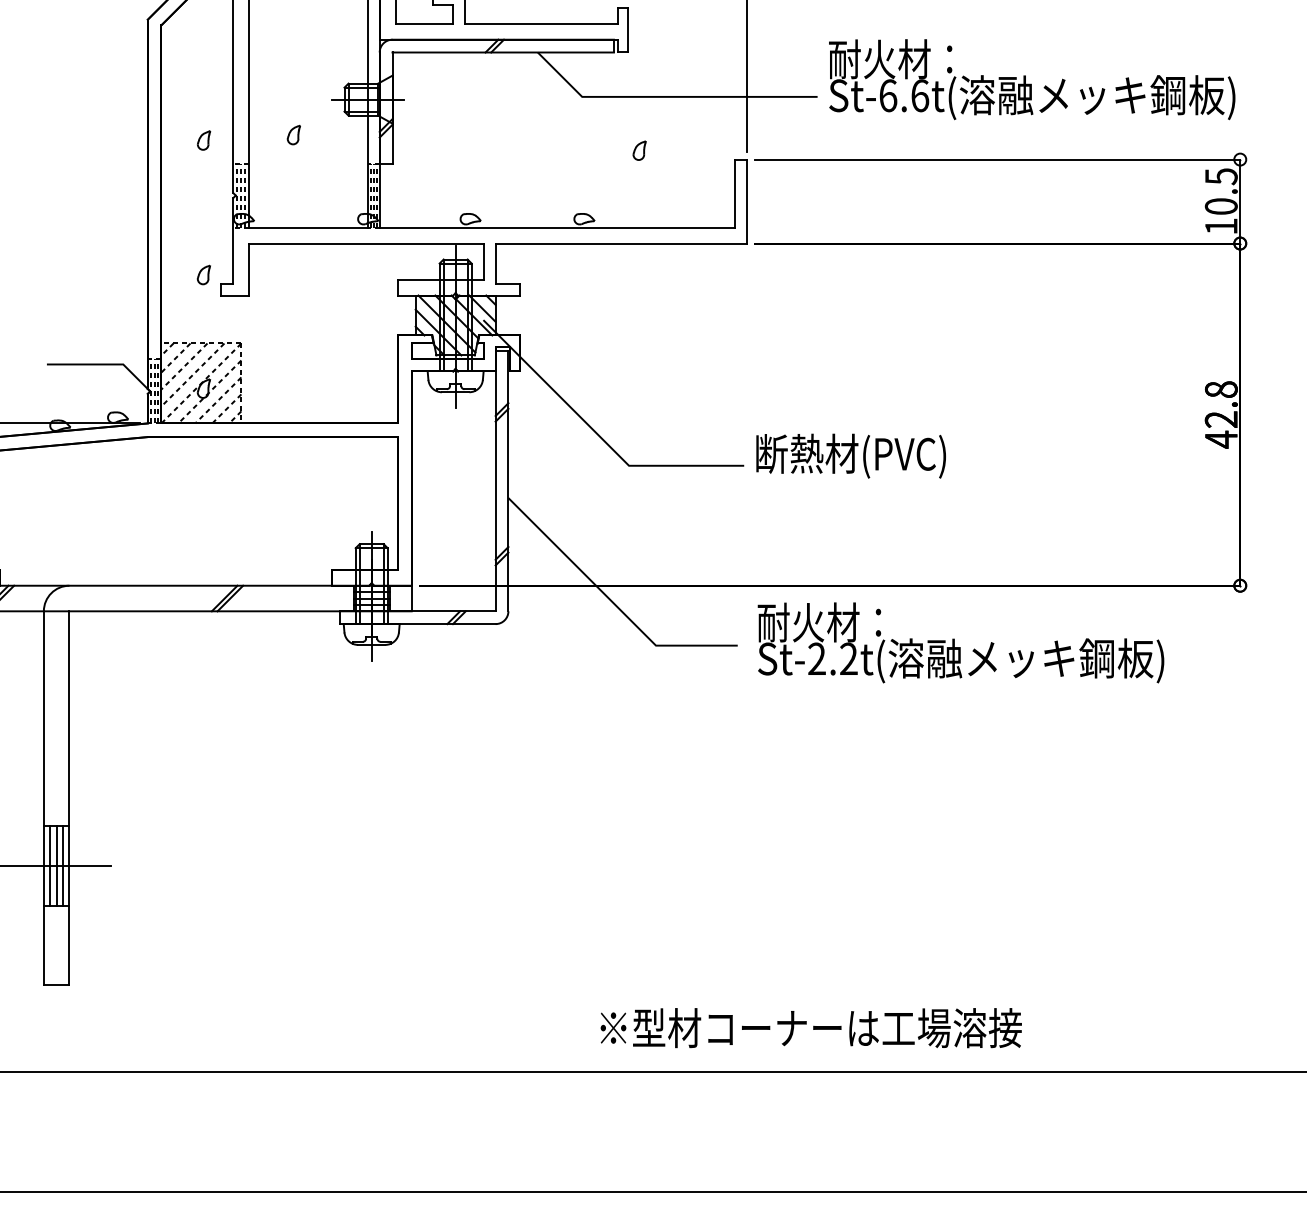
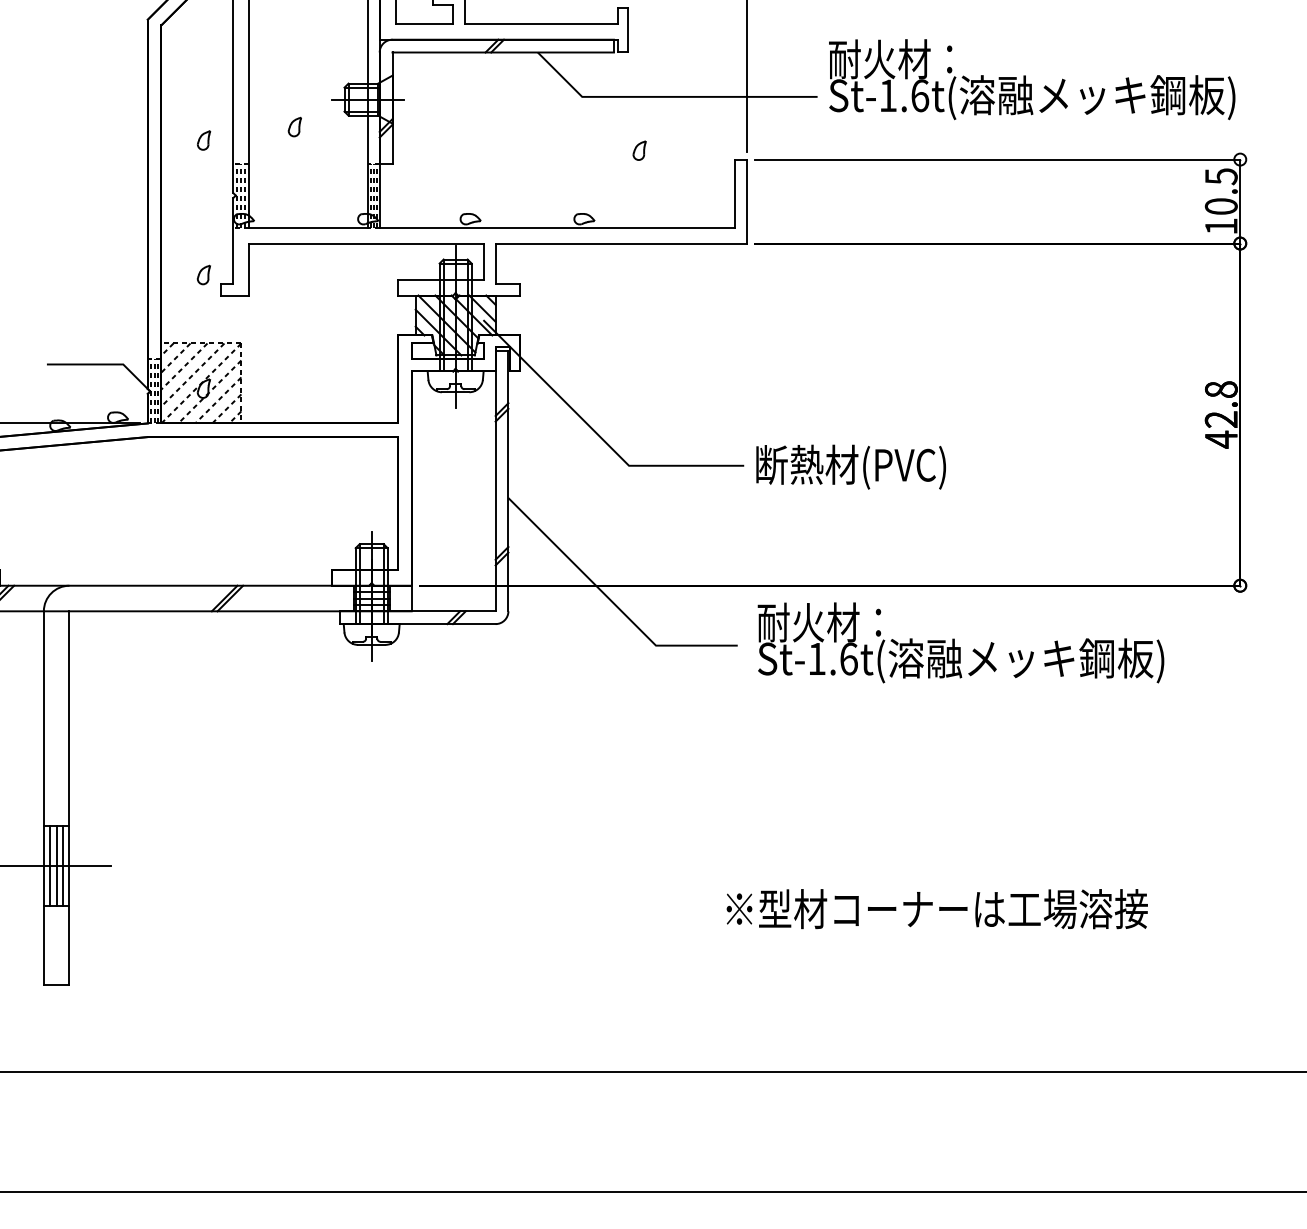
text: St-6.6t( -> St-1.6t( (888, 95)
part position: (293, 134) -> (294, 126) (294, 126)
text position: (850, 455) -> (850, 466) (850, 466)
text: St-2.2t( -> St-1.6t( (832, 658)
text position: (810, 1028) -> (936, 909) (936, 909)
